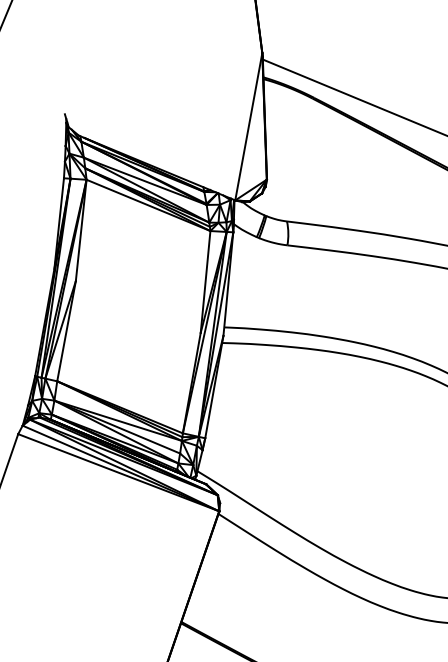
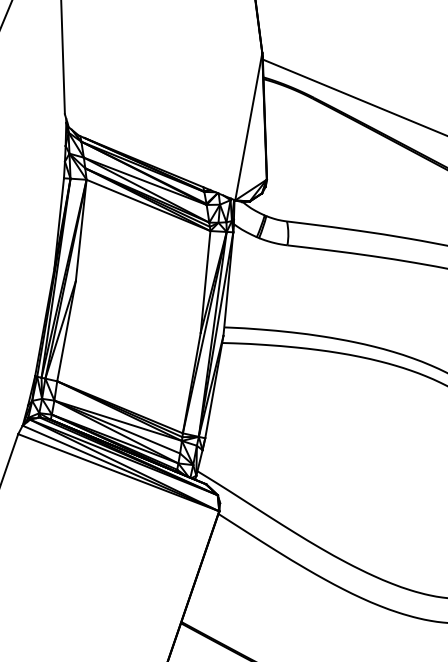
line: none -> present (62, 58)
